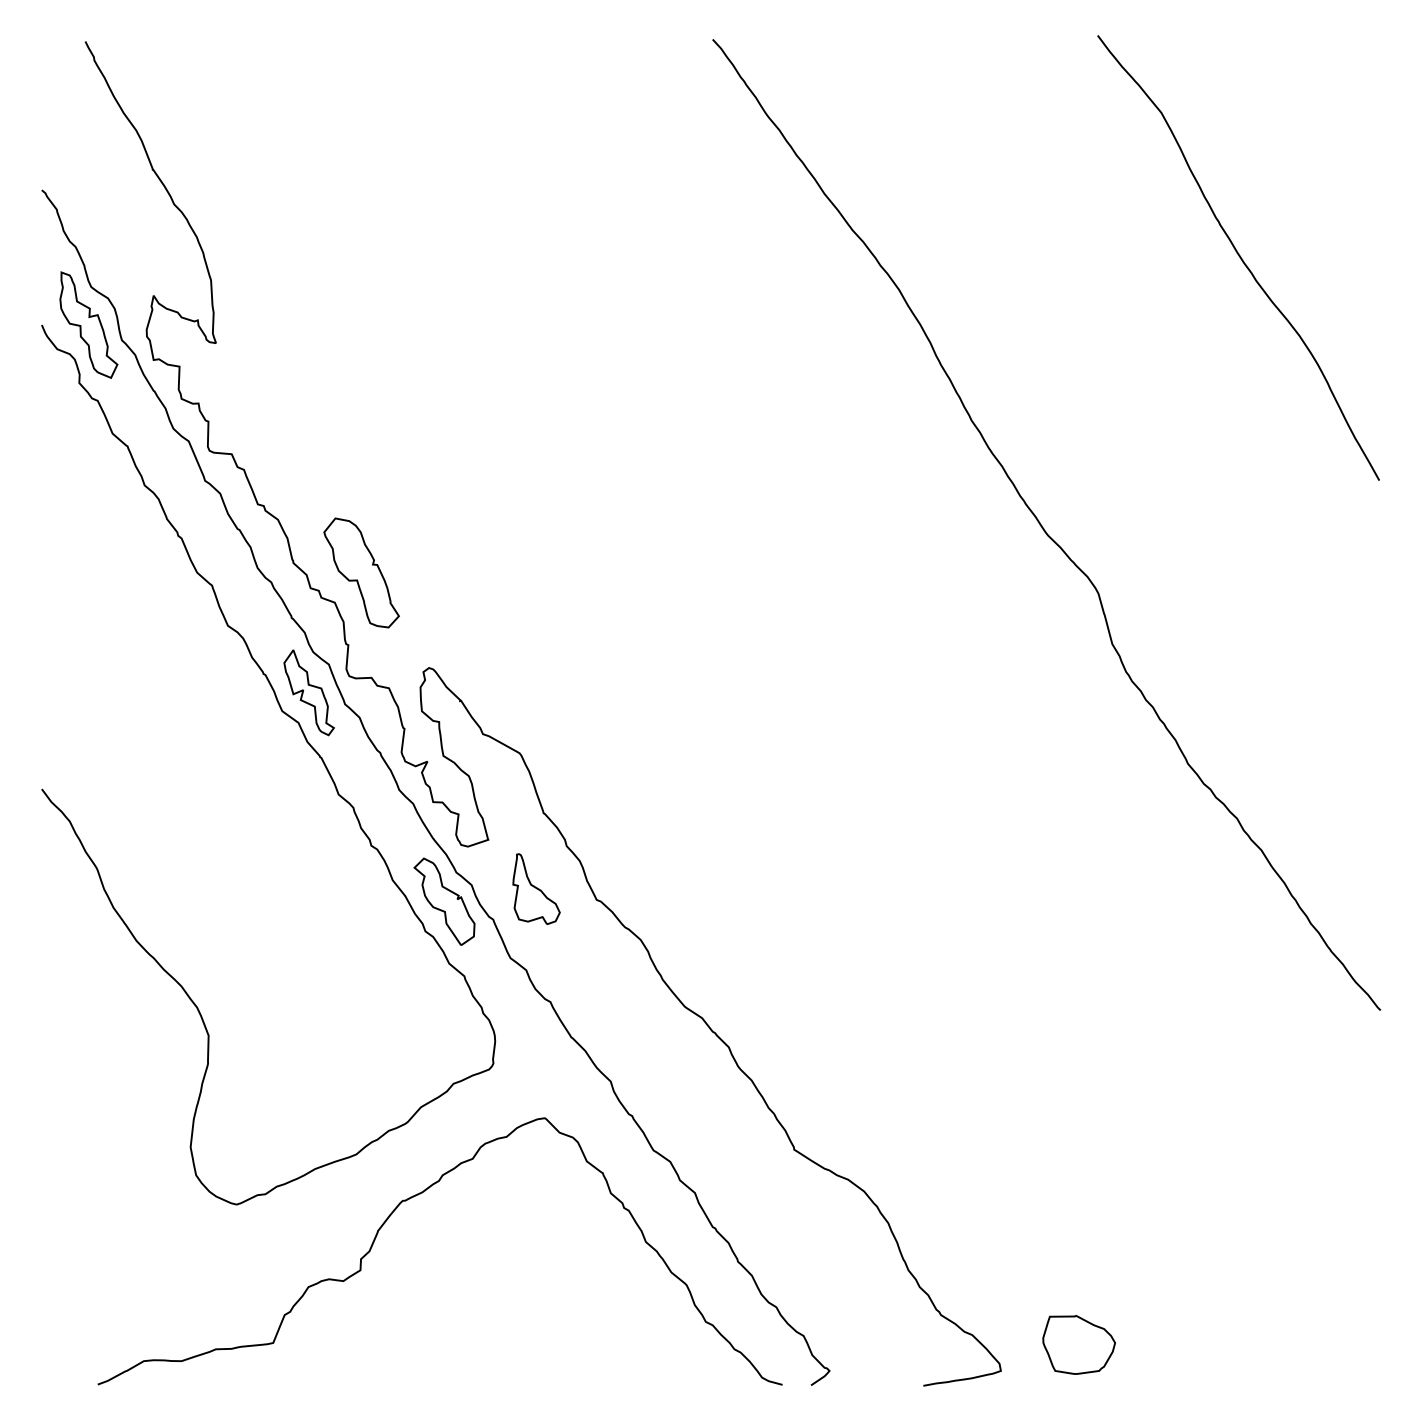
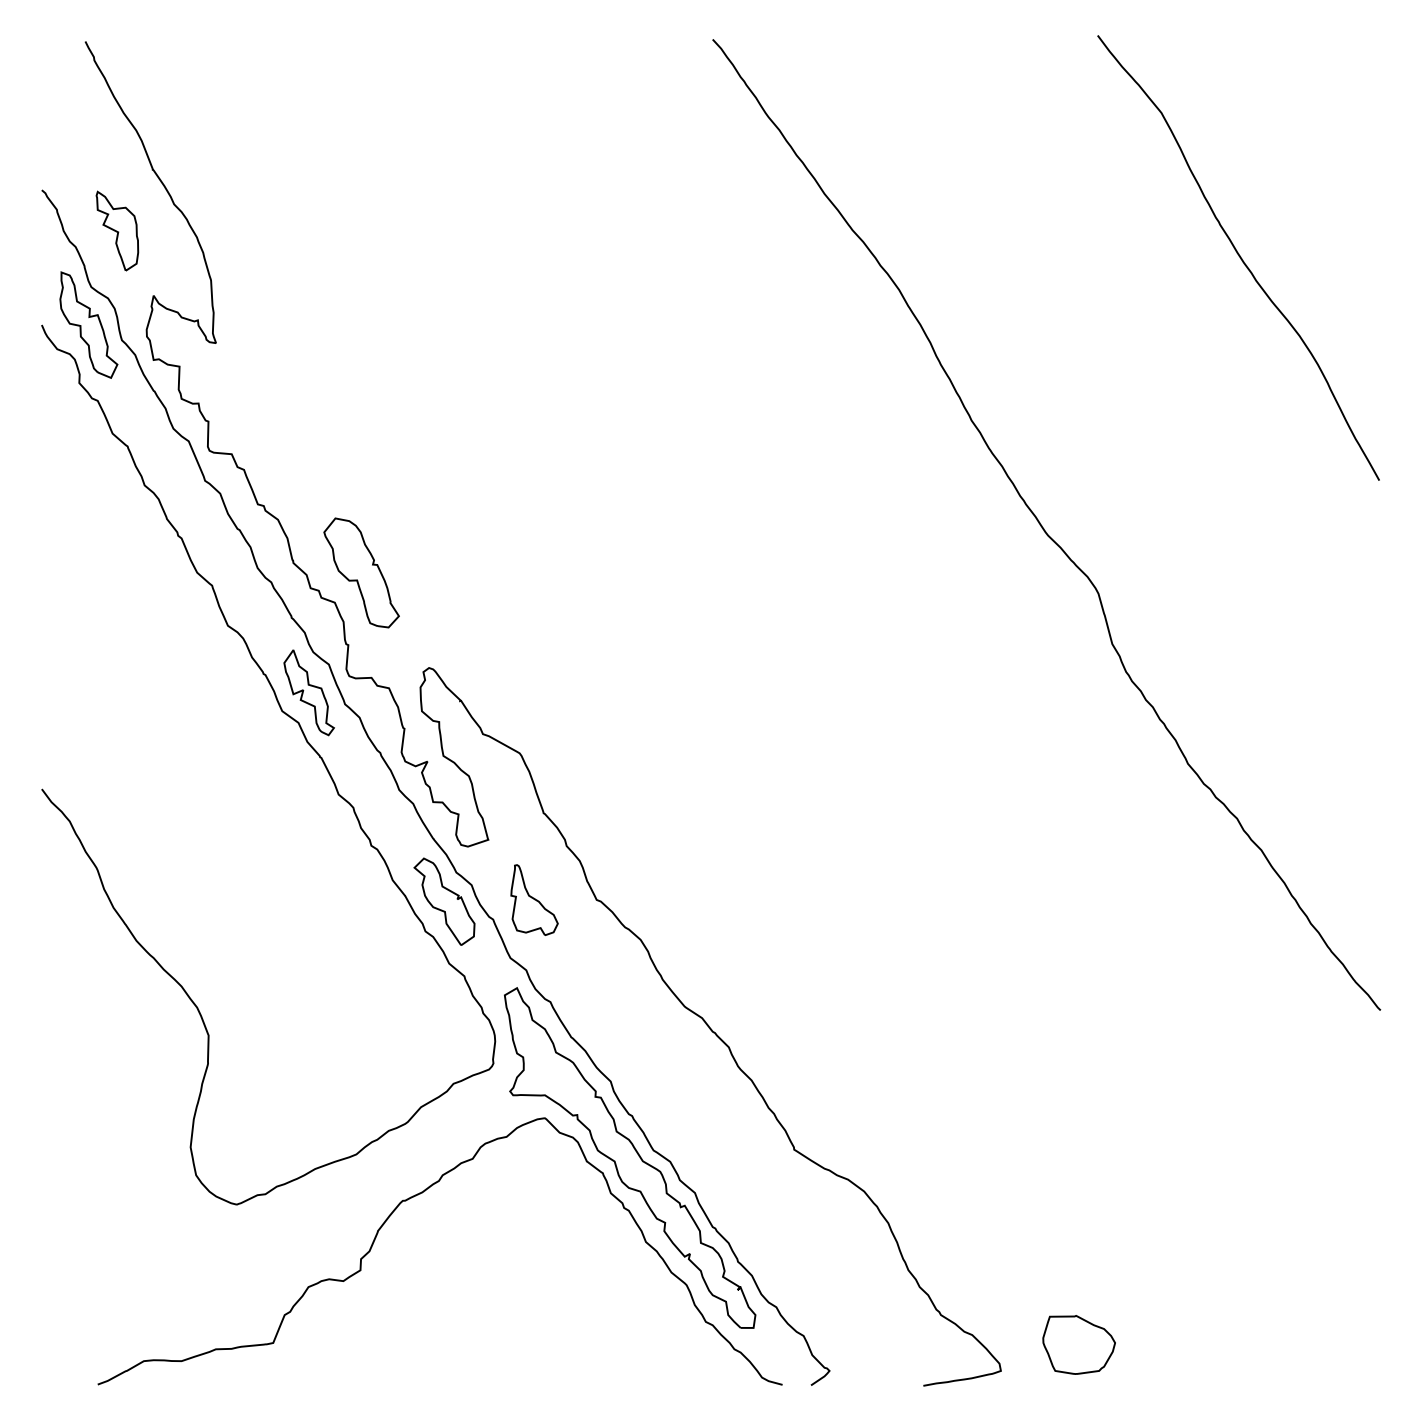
part: none -> present (117, 230)
part position: (536, 888) -> (534, 899) (534, 899)
part: none -> present (630, 1157)
